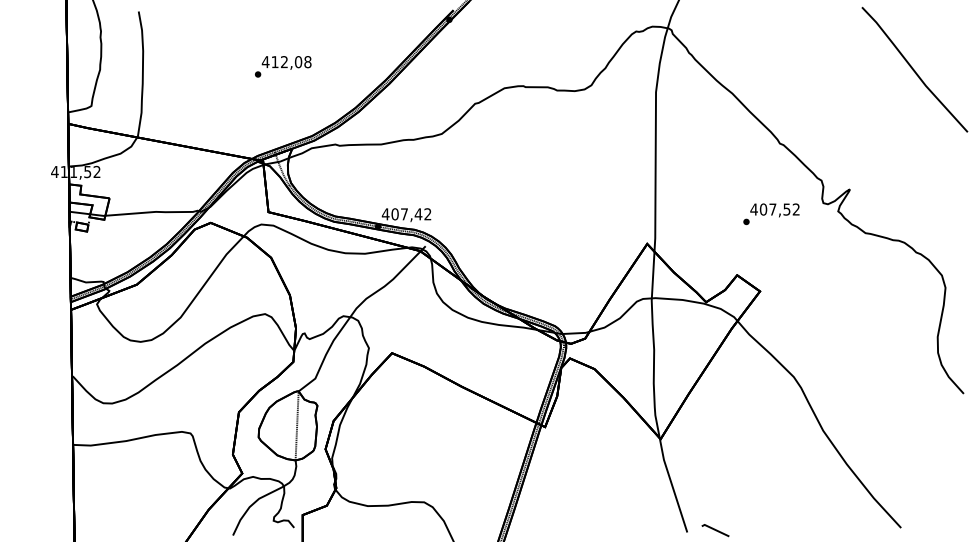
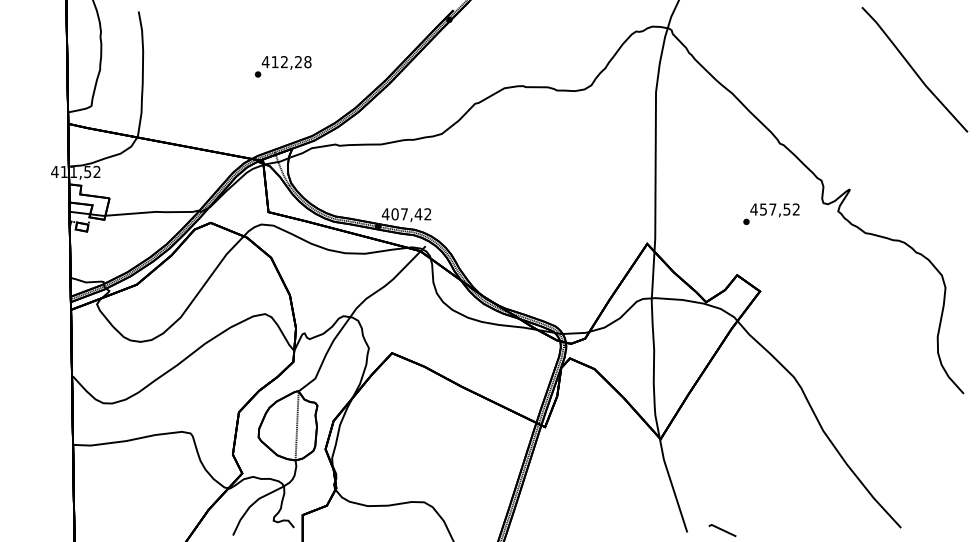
text: 412,08 -> 412,28 (298, 62)
text: 407,52 -> 457,52 (763, 209)
line position: (715, 530) -> (722, 530) (722, 530)
